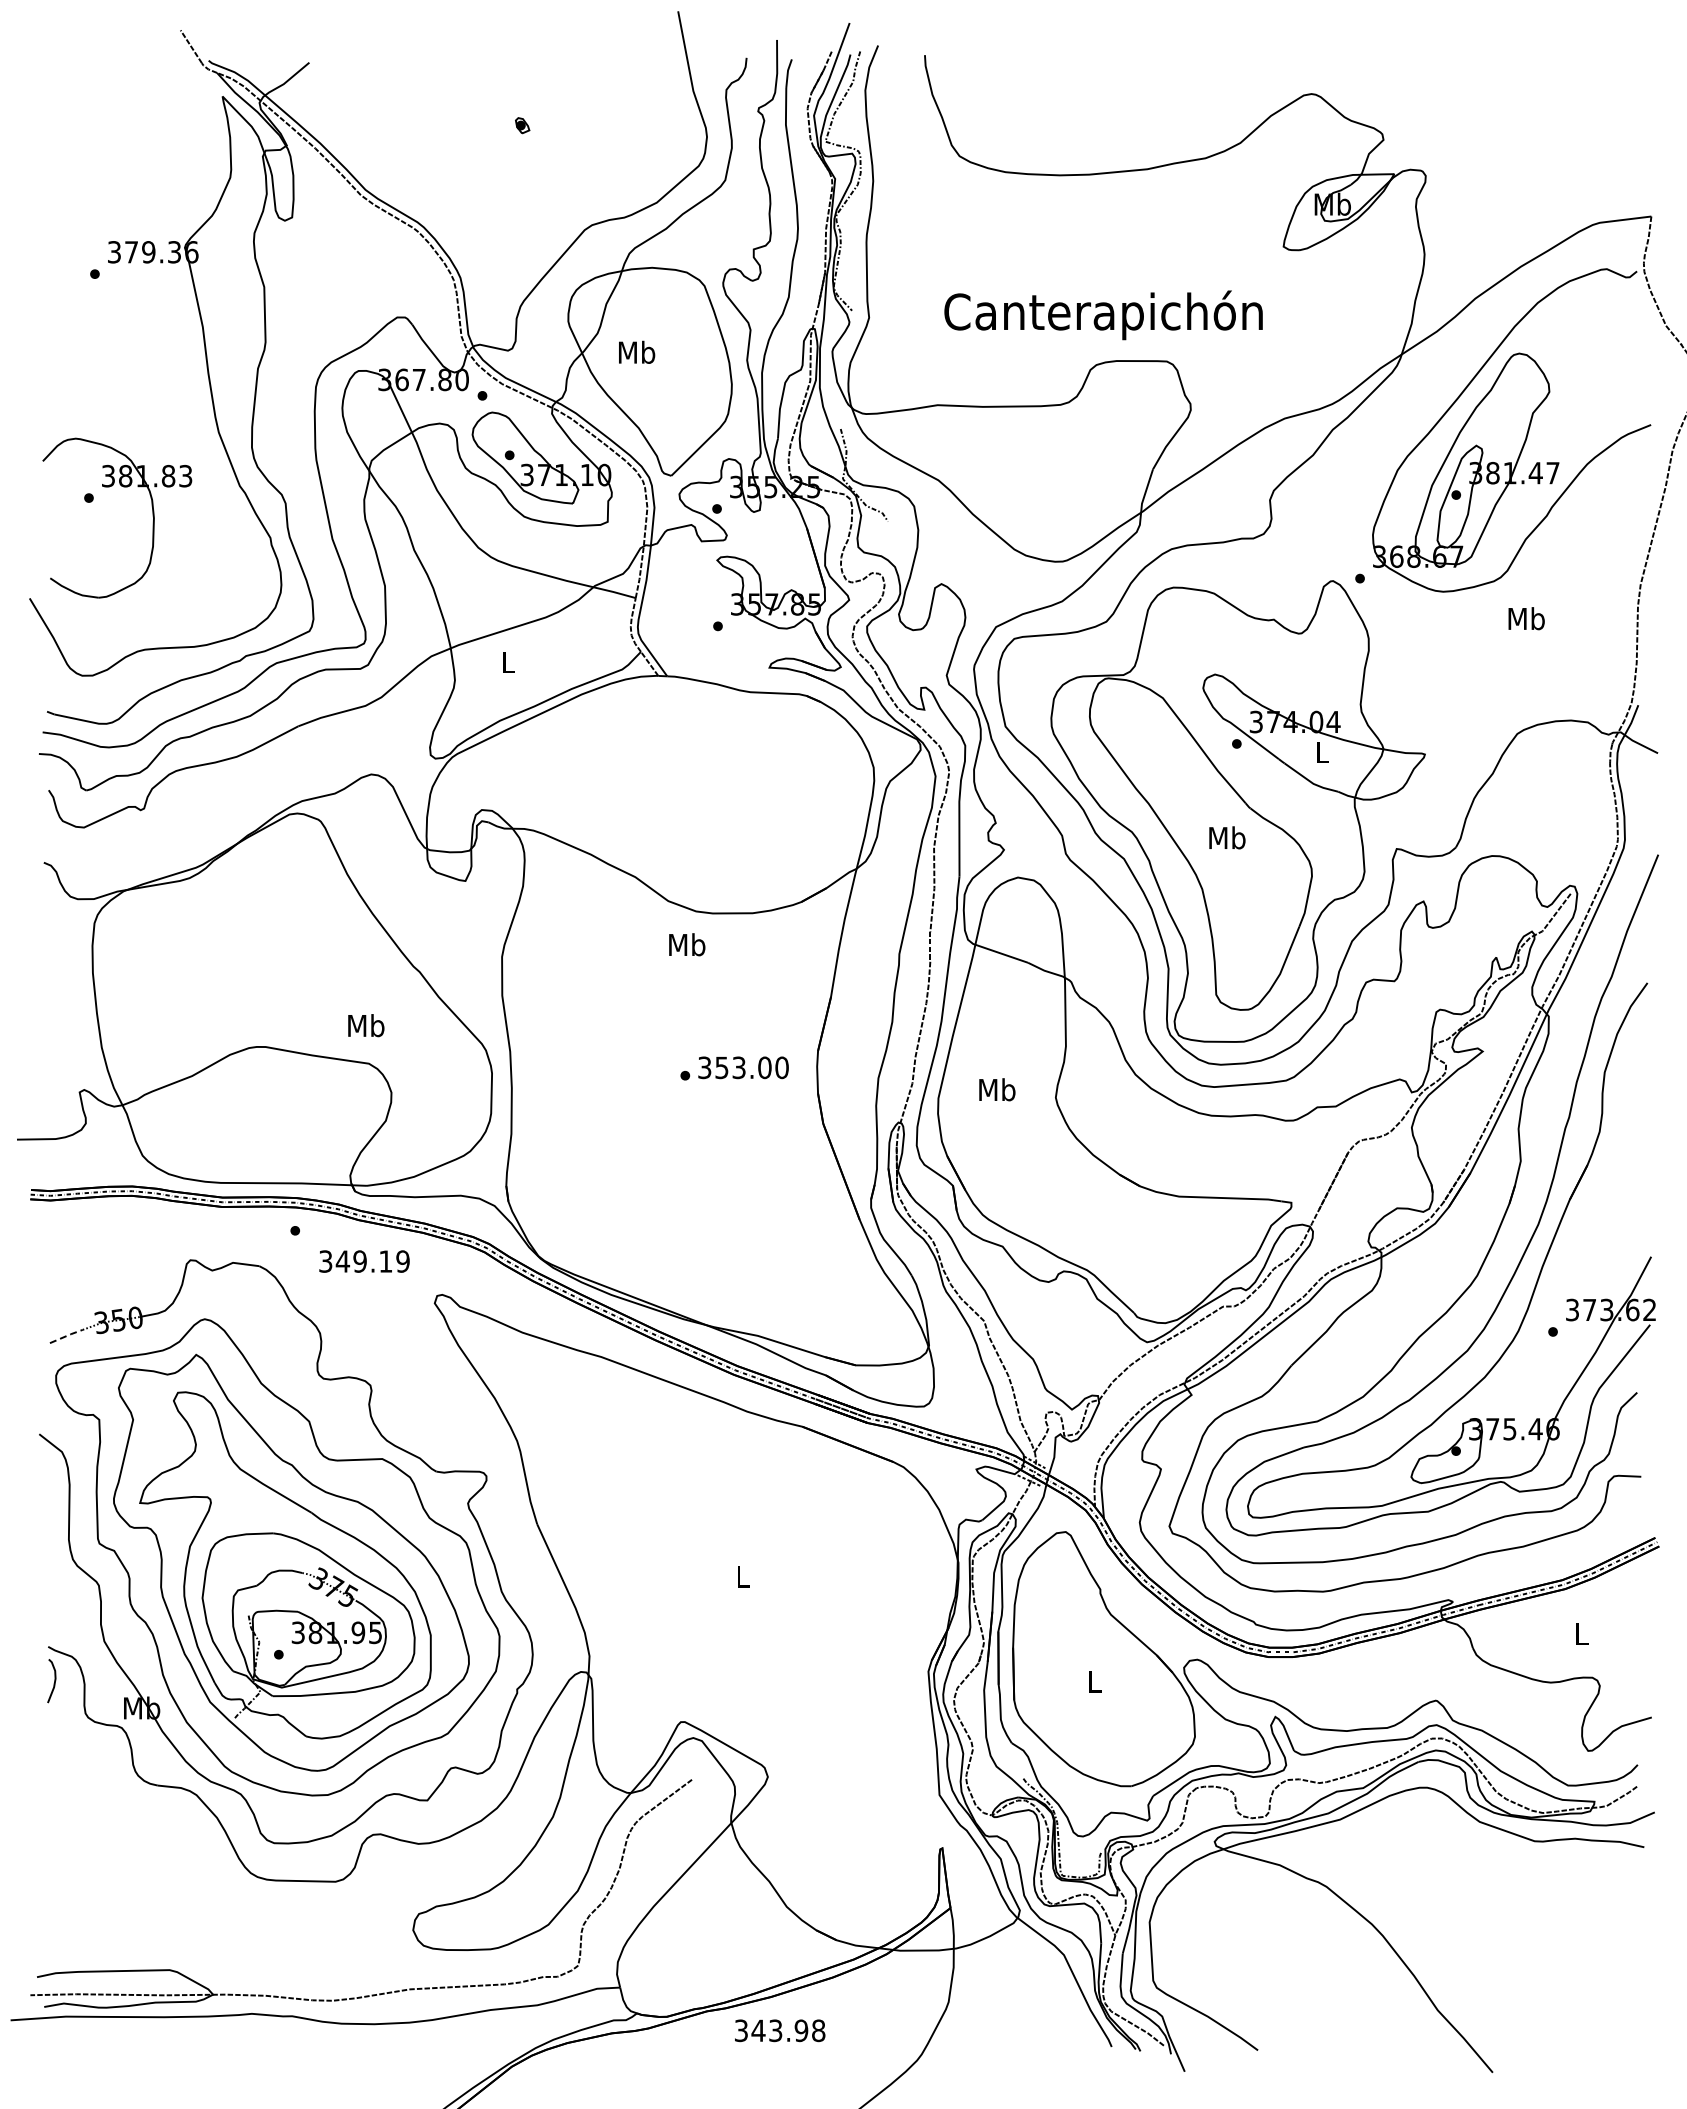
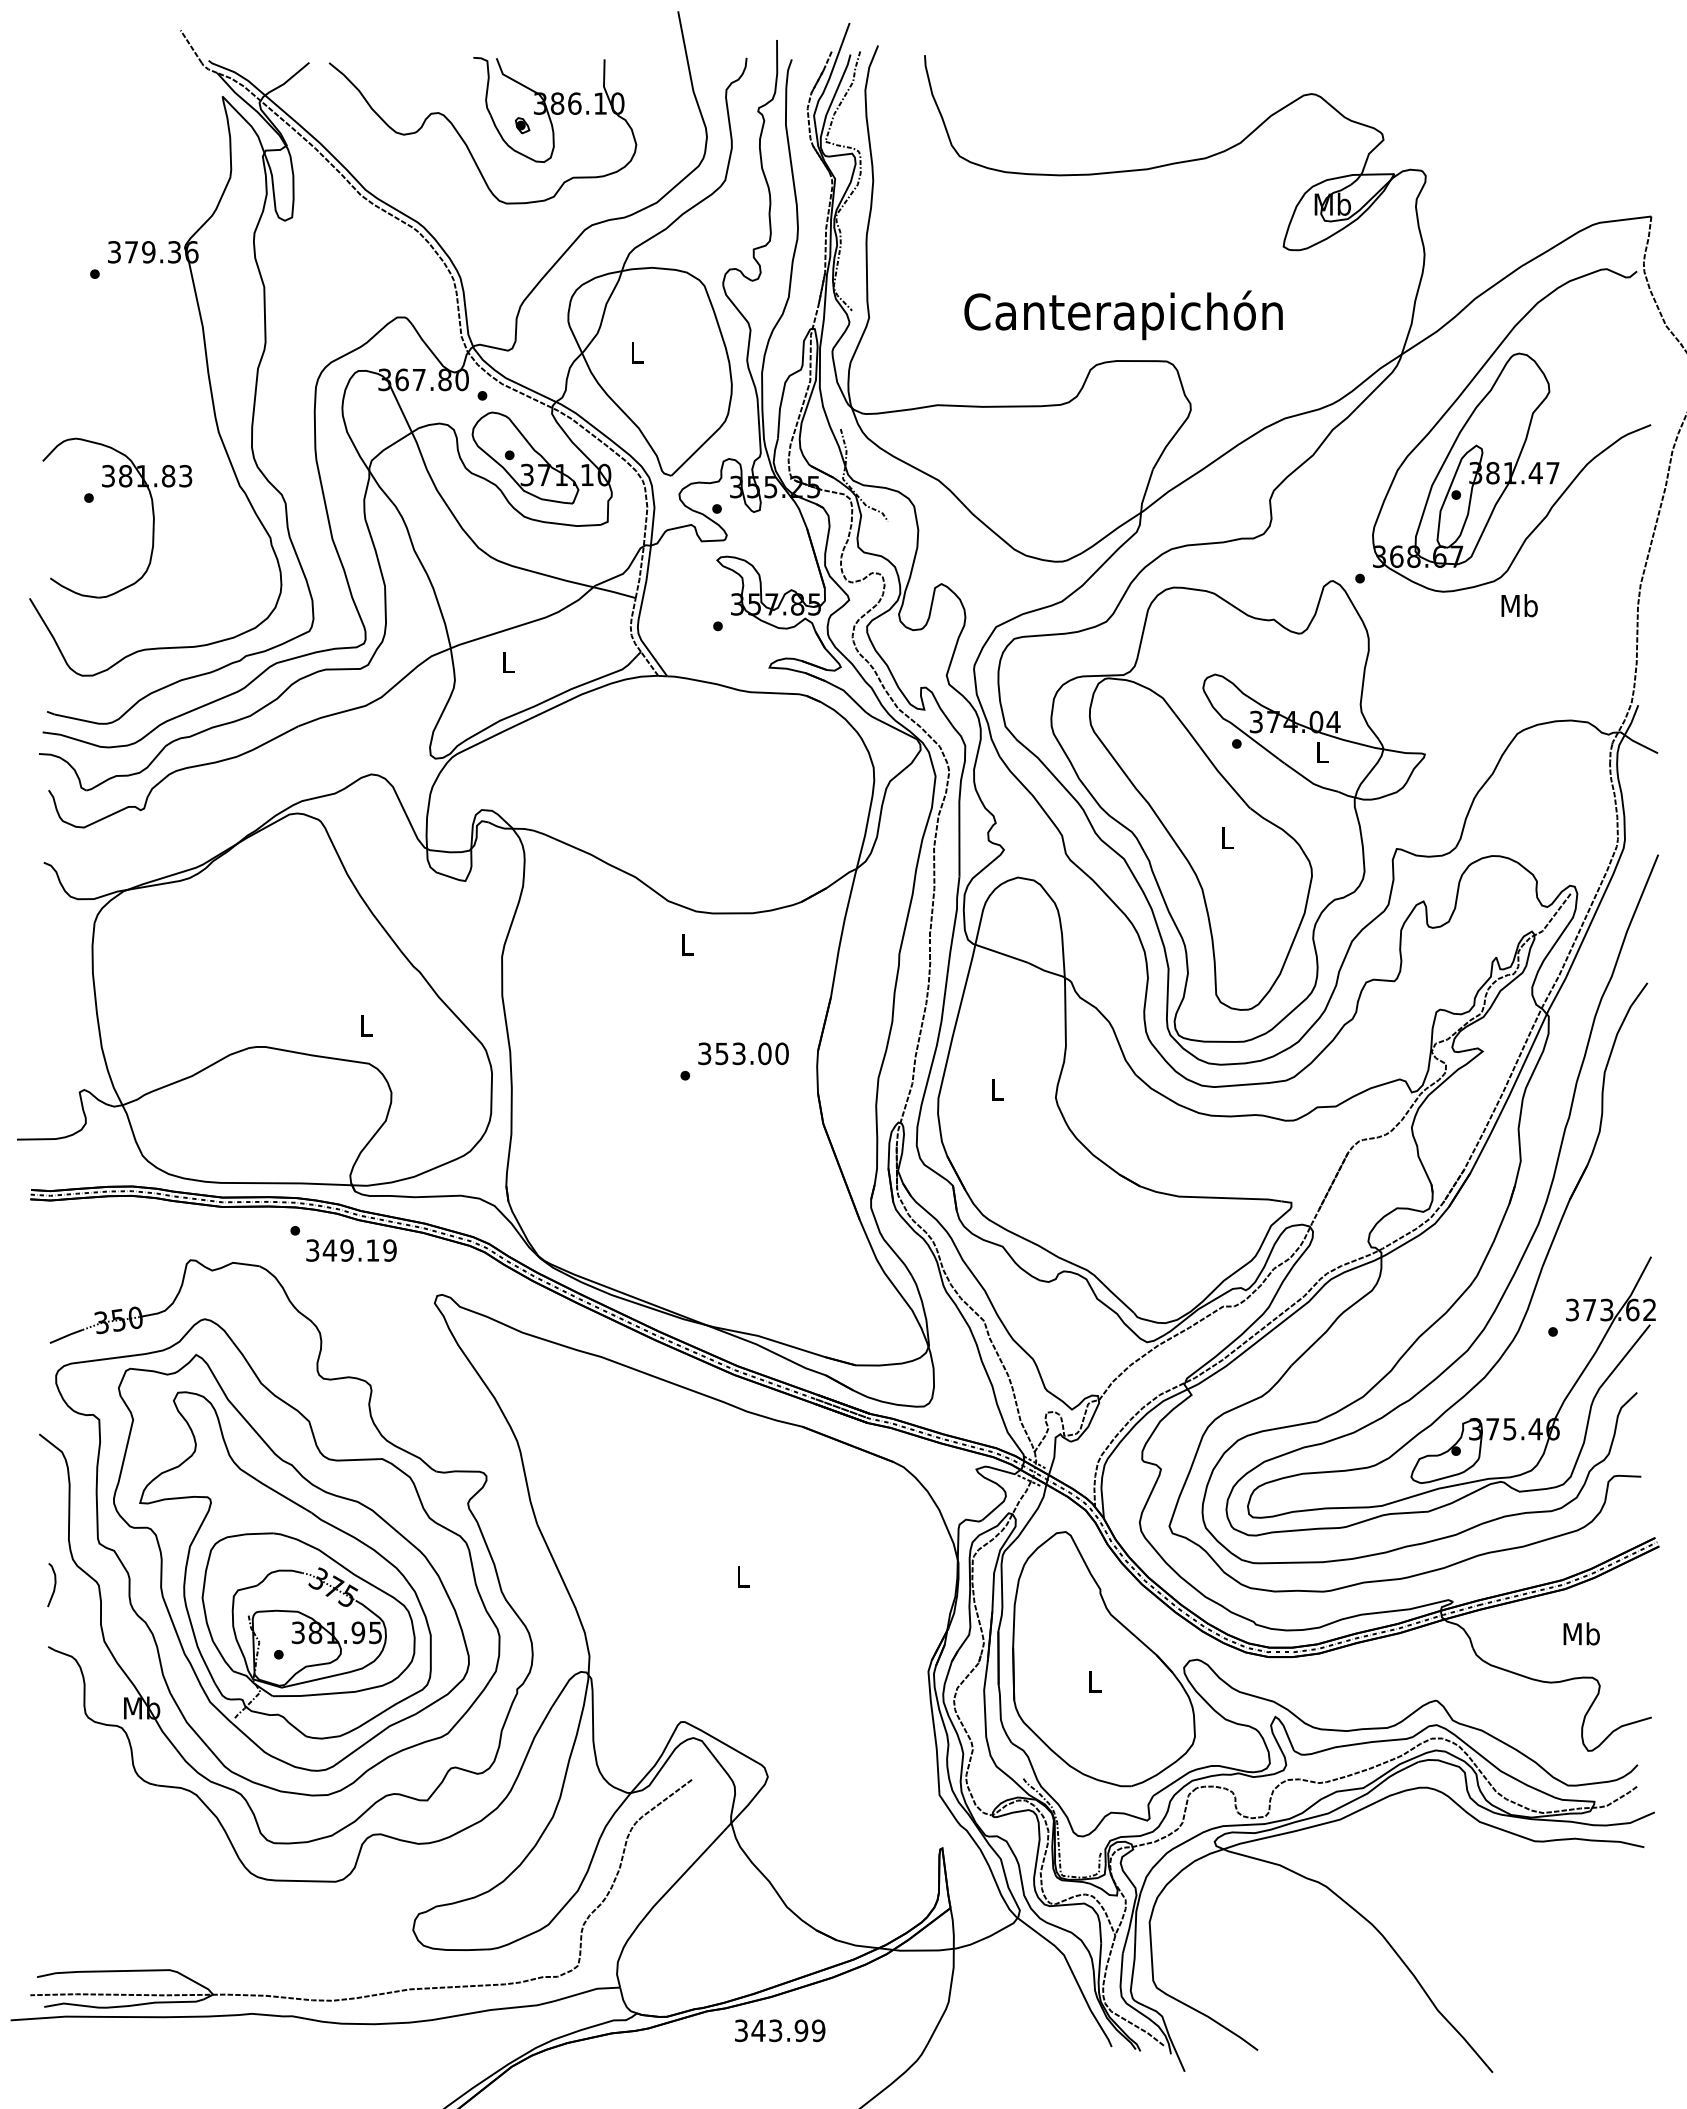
part: none -> present (493, 124)
text position: (1103, 315) -> (1123, 315) (1123, 315)
text: Mb -> L (637, 351)
text position: (1526, 618) -> (1519, 605) (1519, 605)
text: Mb -> L (1227, 837)
text: Mb -> L (687, 944)
text: Mb -> L (366, 1025)
text position: (743, 1067) -> (743, 1053) (743, 1053)
text: Mb -> L (997, 1089)
text position: (364, 1261) -> (351, 1250) (351, 1250)
line: dashed -> solid (67, 1335)
text: L -> Mb (1581, 1633)
curve position: (53, 1683) -> (53, 1587) (53, 1587)
text: 343.98 -> 343.99 (818, 2030)
